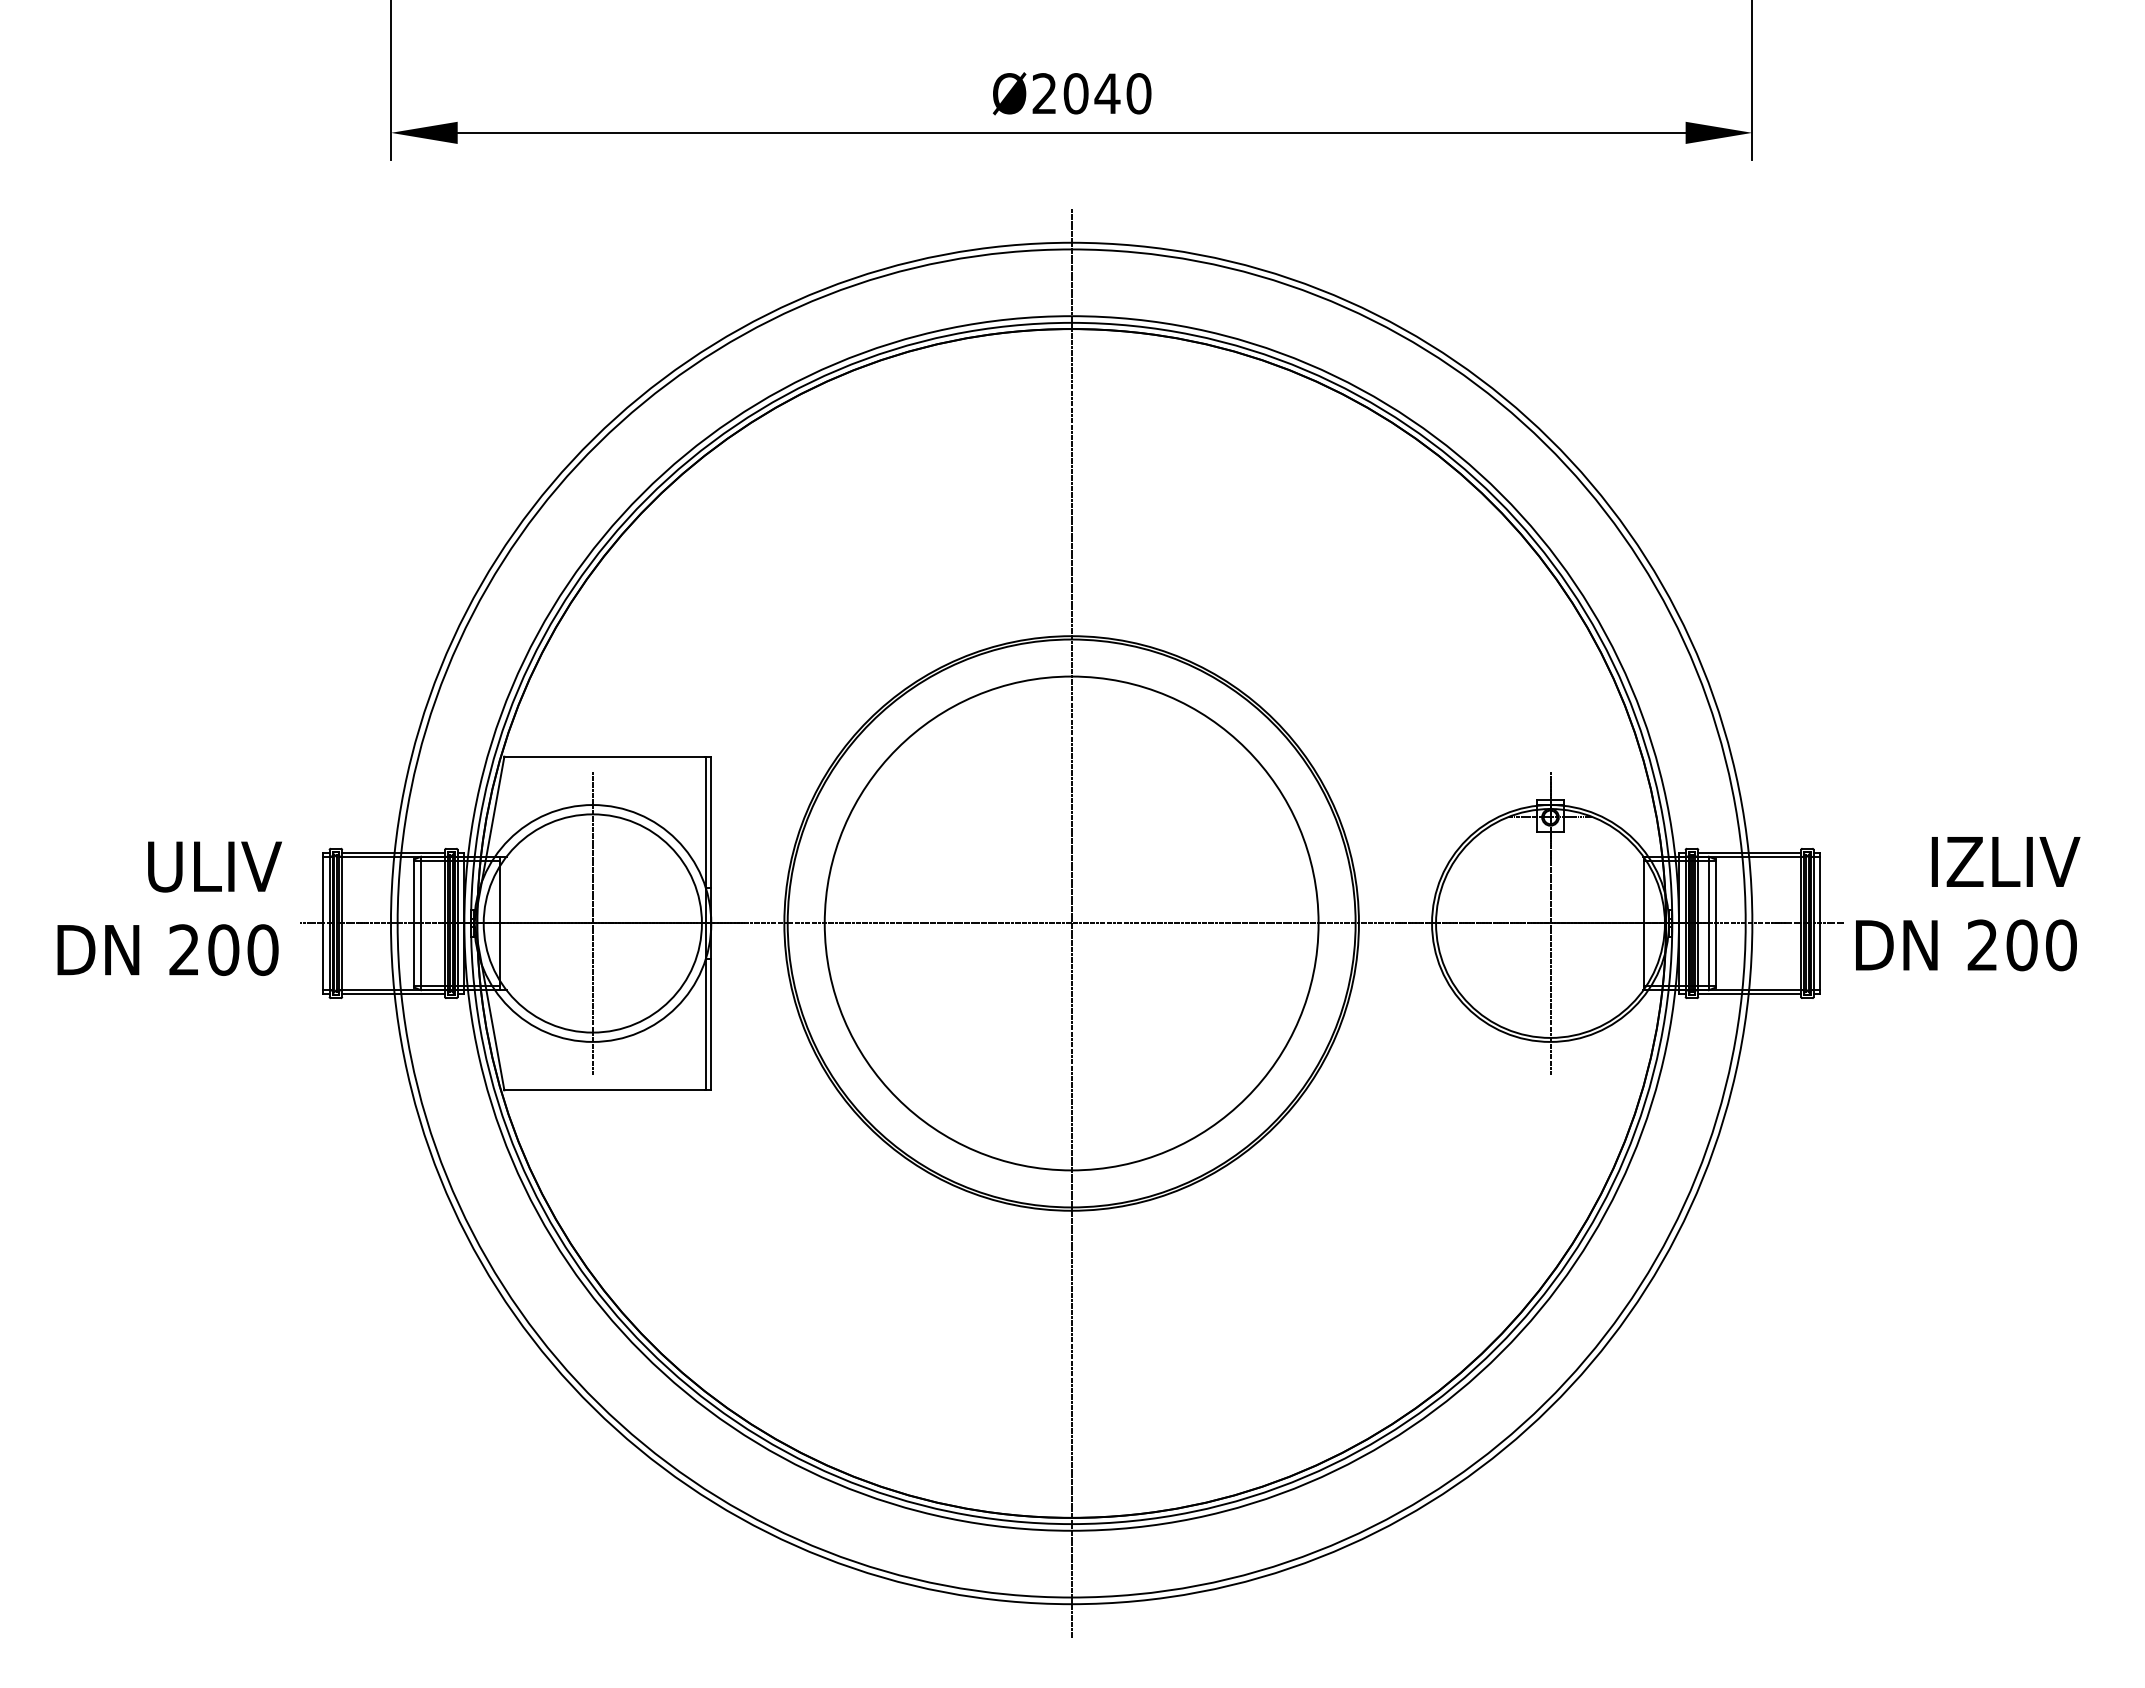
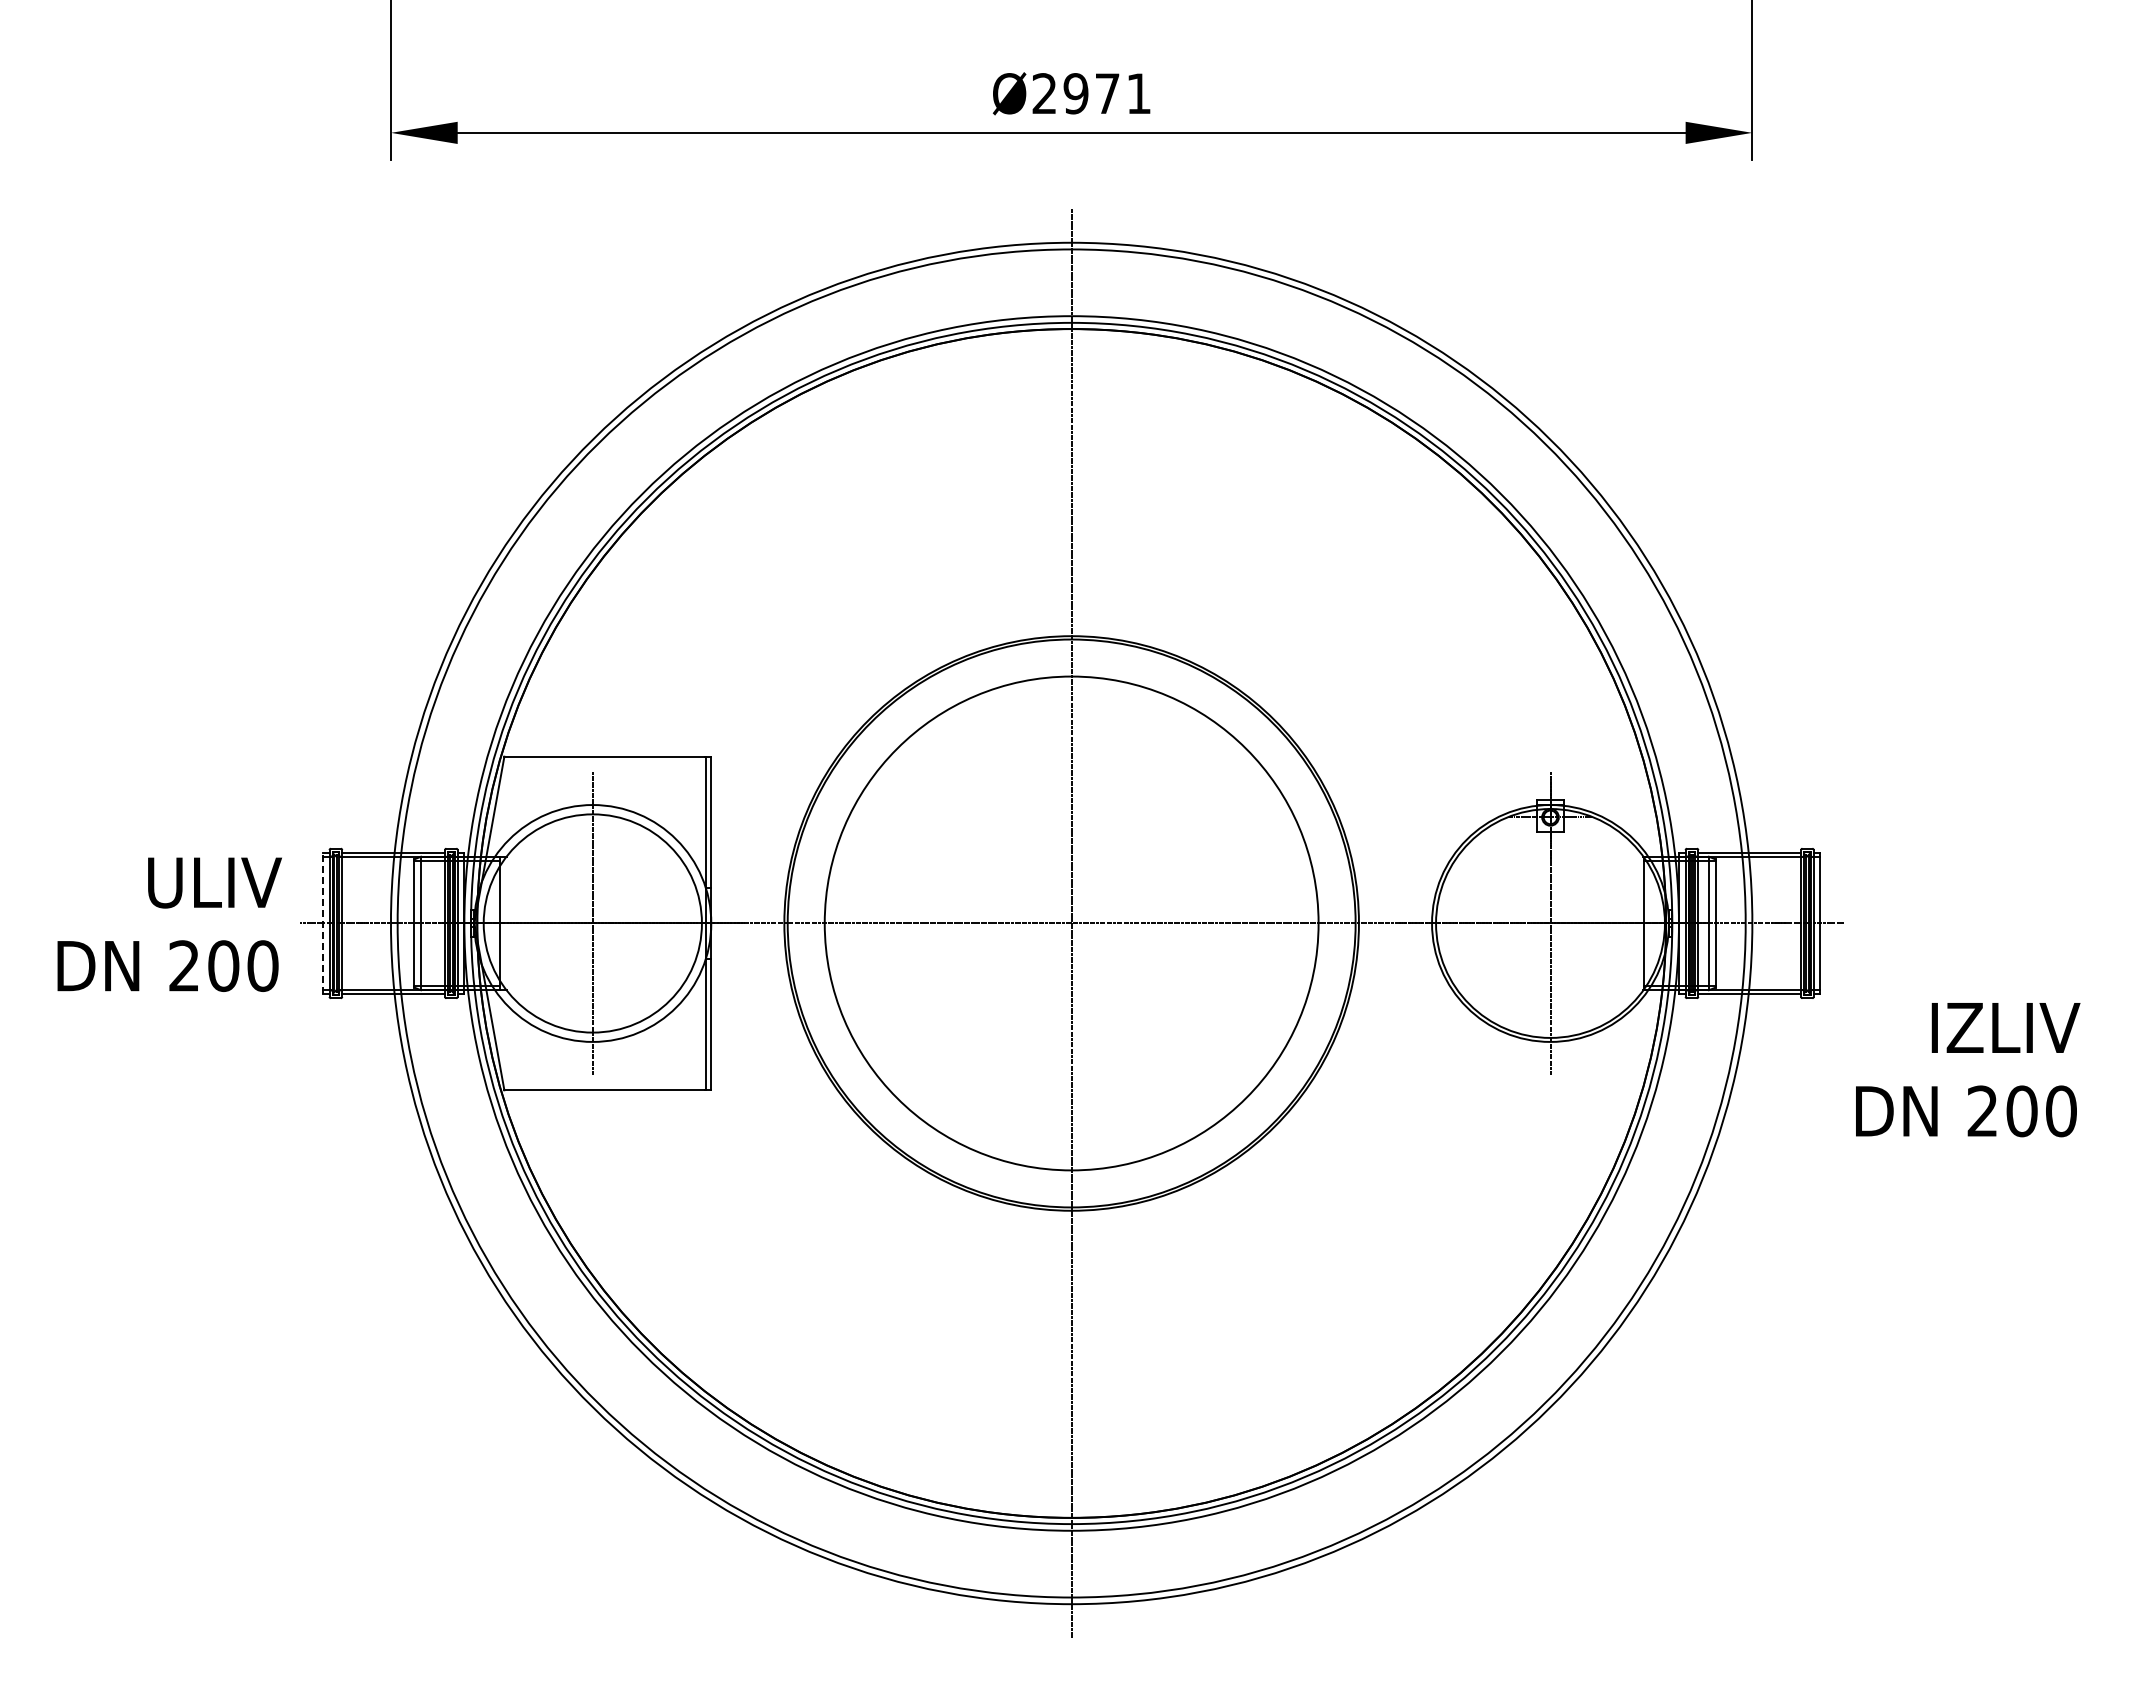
text: Ø2040 -> Ø2971 (1107, 93)
text position: (1968, 904) -> (1968, 1070) (1968, 1070)
text position: (169, 908) -> (169, 924) (169, 924)
line: solid -> dashed (322, 922)
